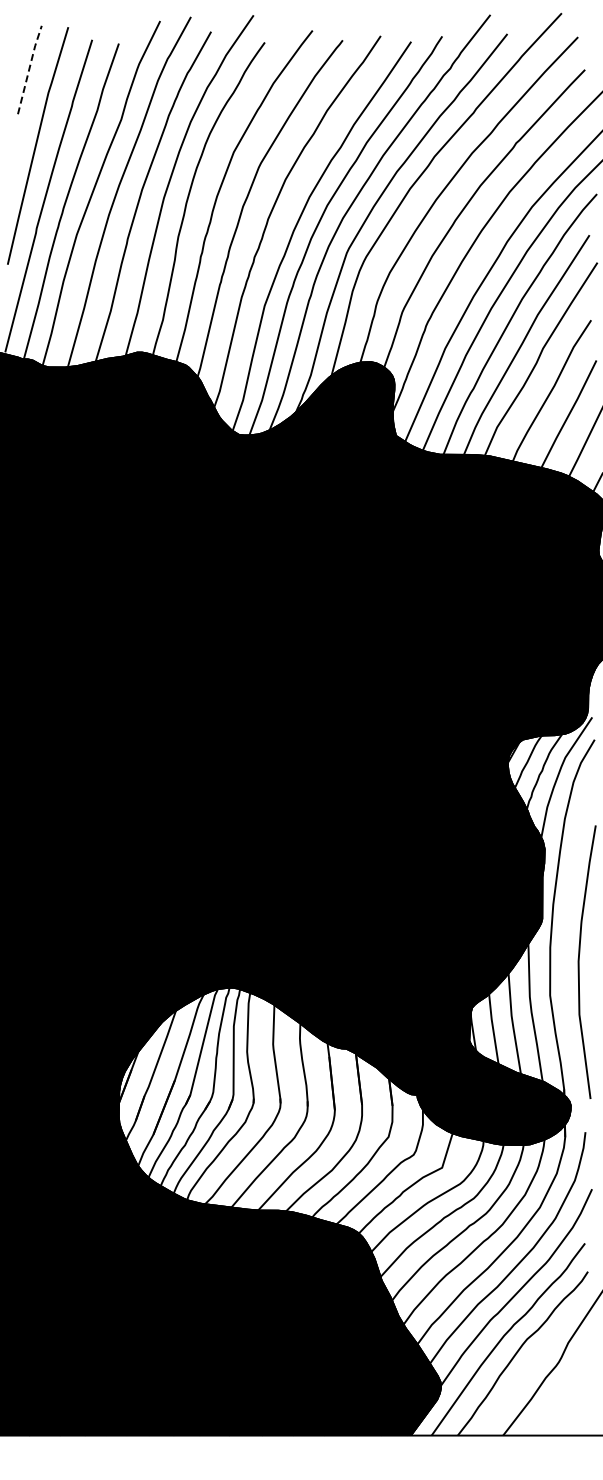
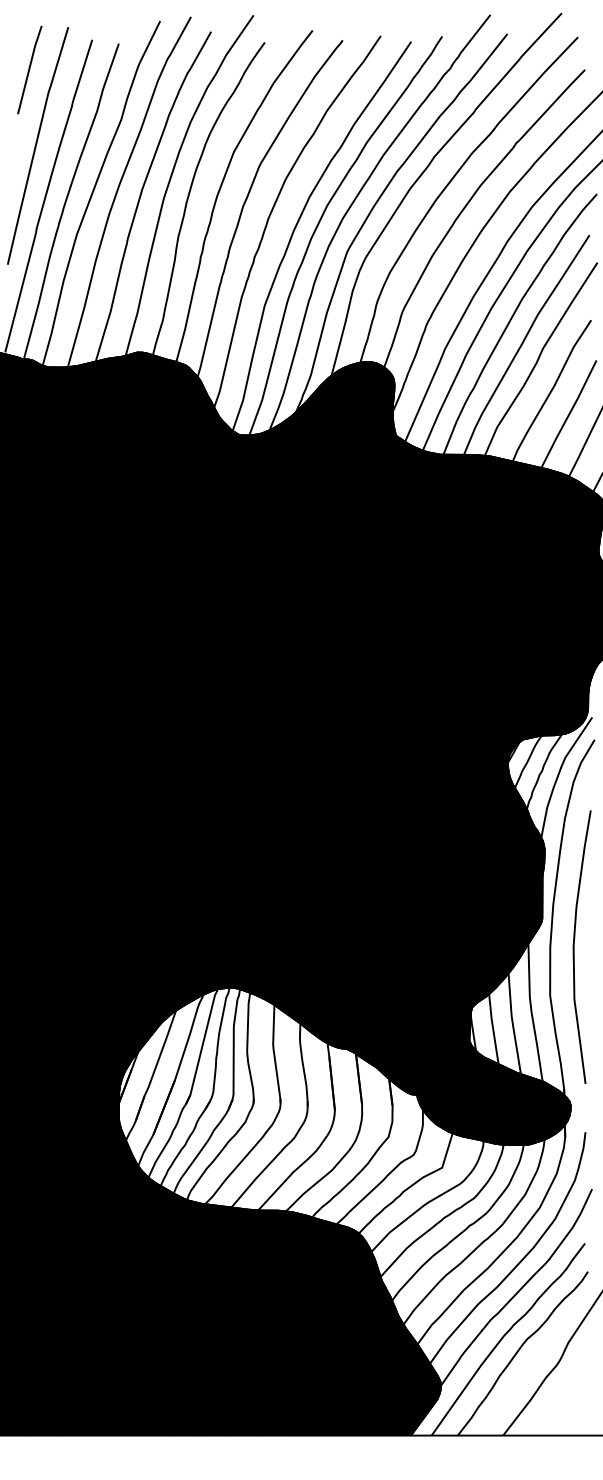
line: dashed -> solid (29, 69)
curve position: (579, 961) -> (574, 946) (574, 946)
